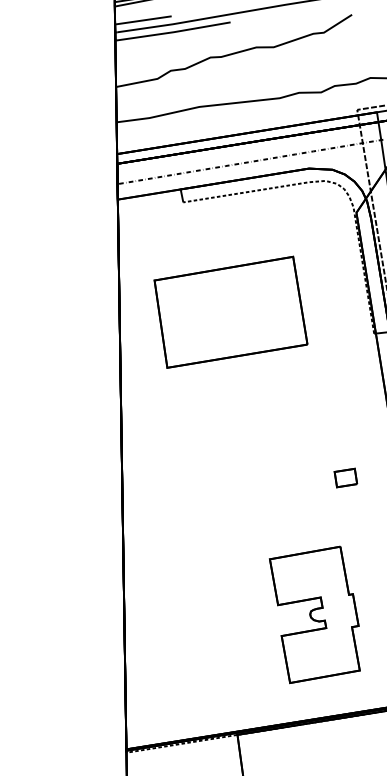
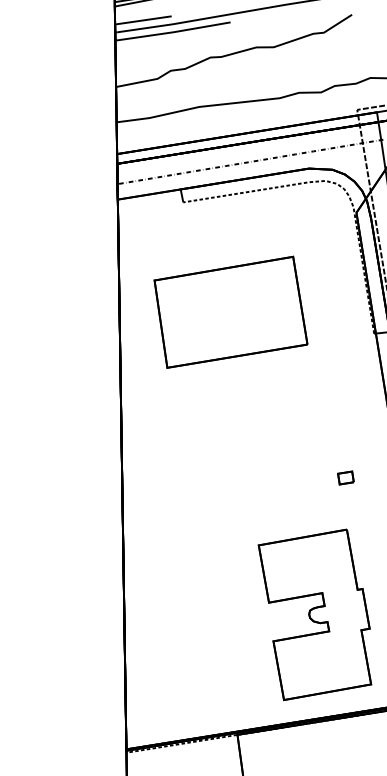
part size: 26x22 px -> 18x16 px (345, 477)
part size: 93x140 px -> 116x174 px (314, 614)
